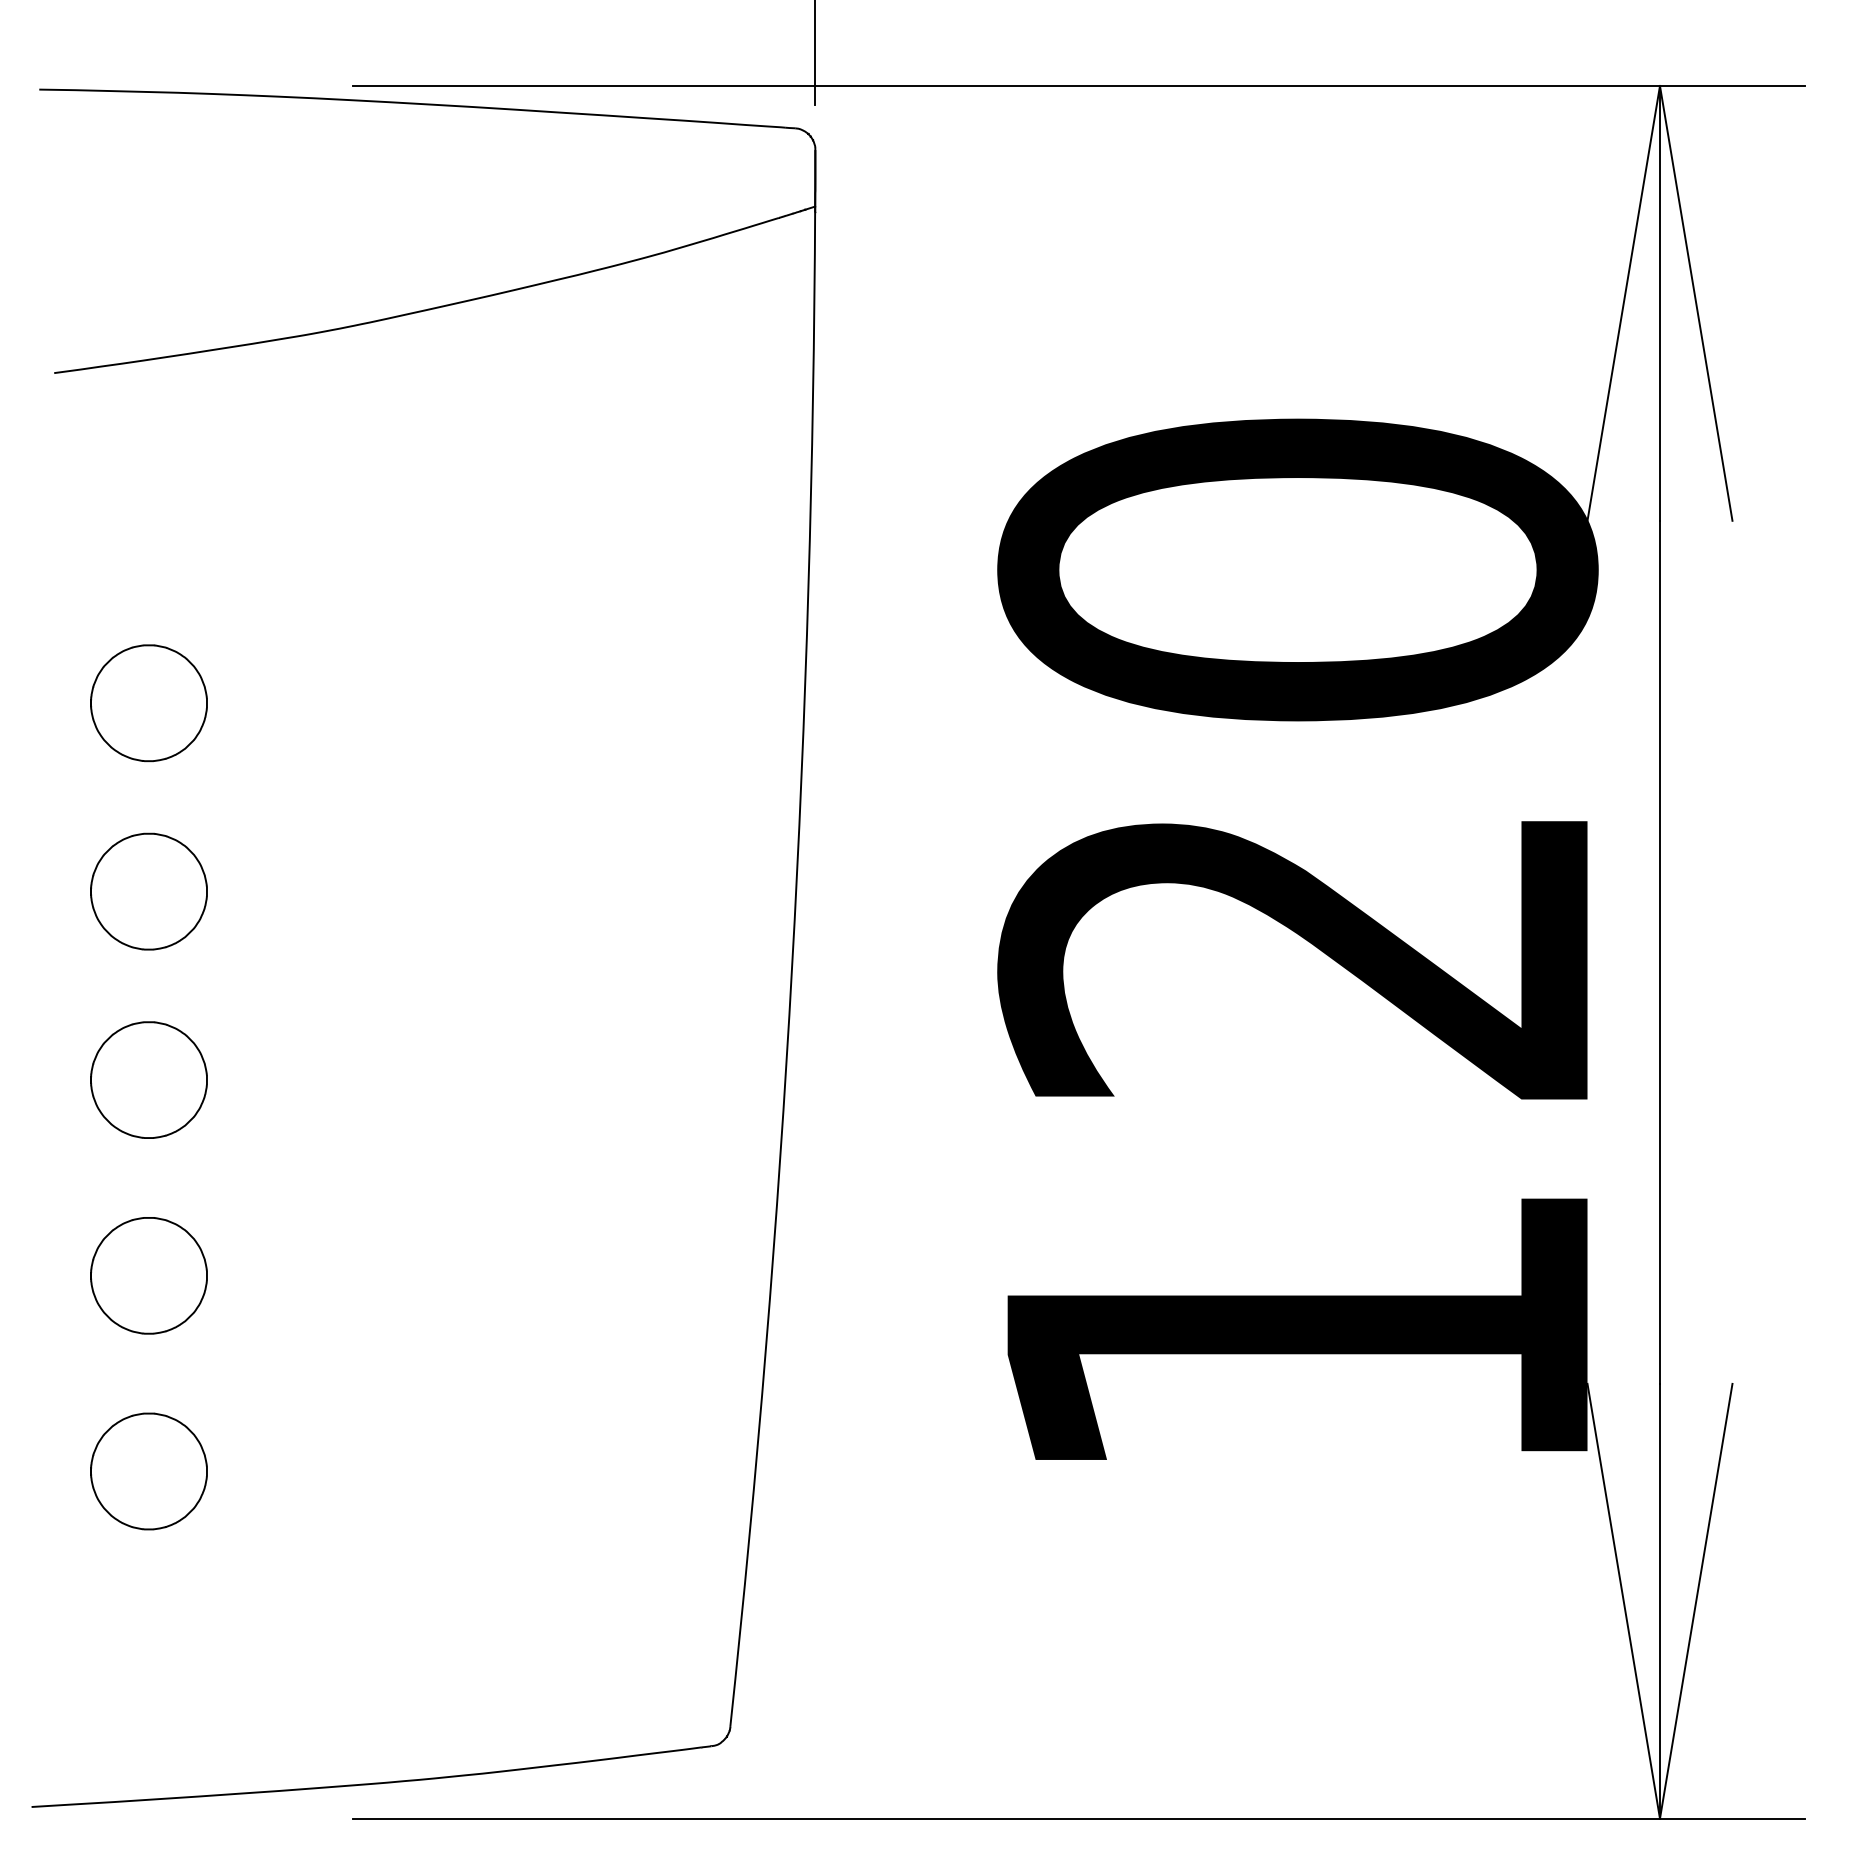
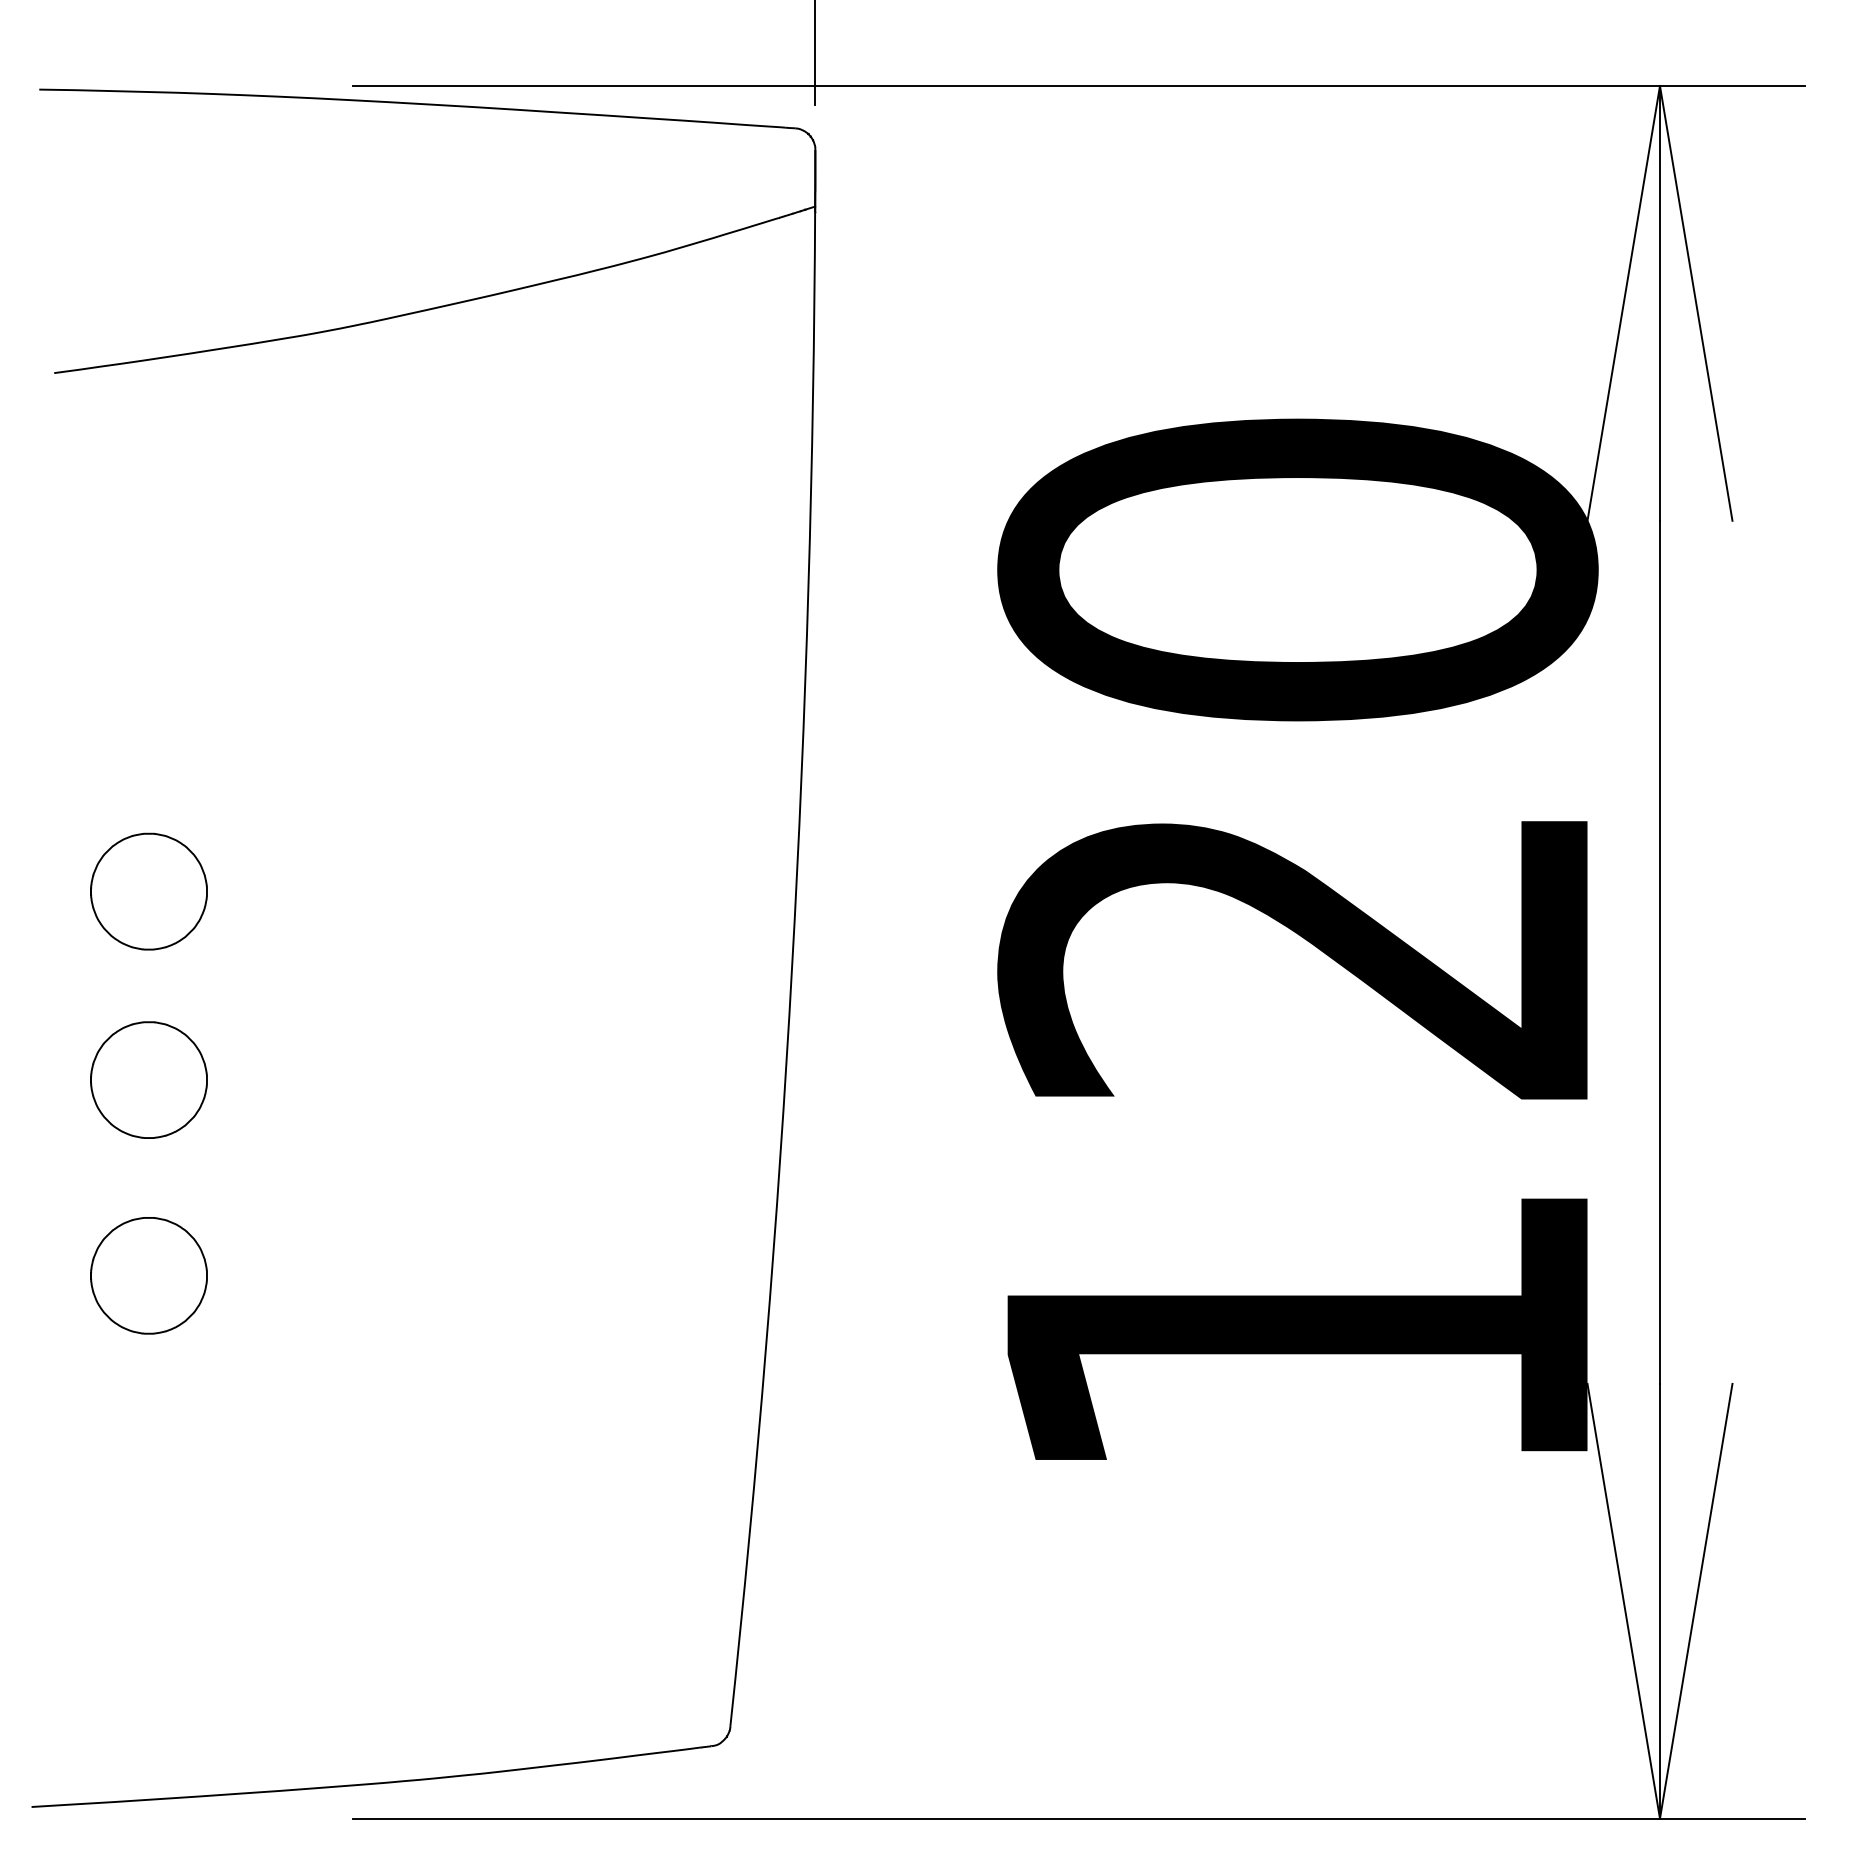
curve: present -> none (96, 724)
curve: present -> none (96, 1450)
